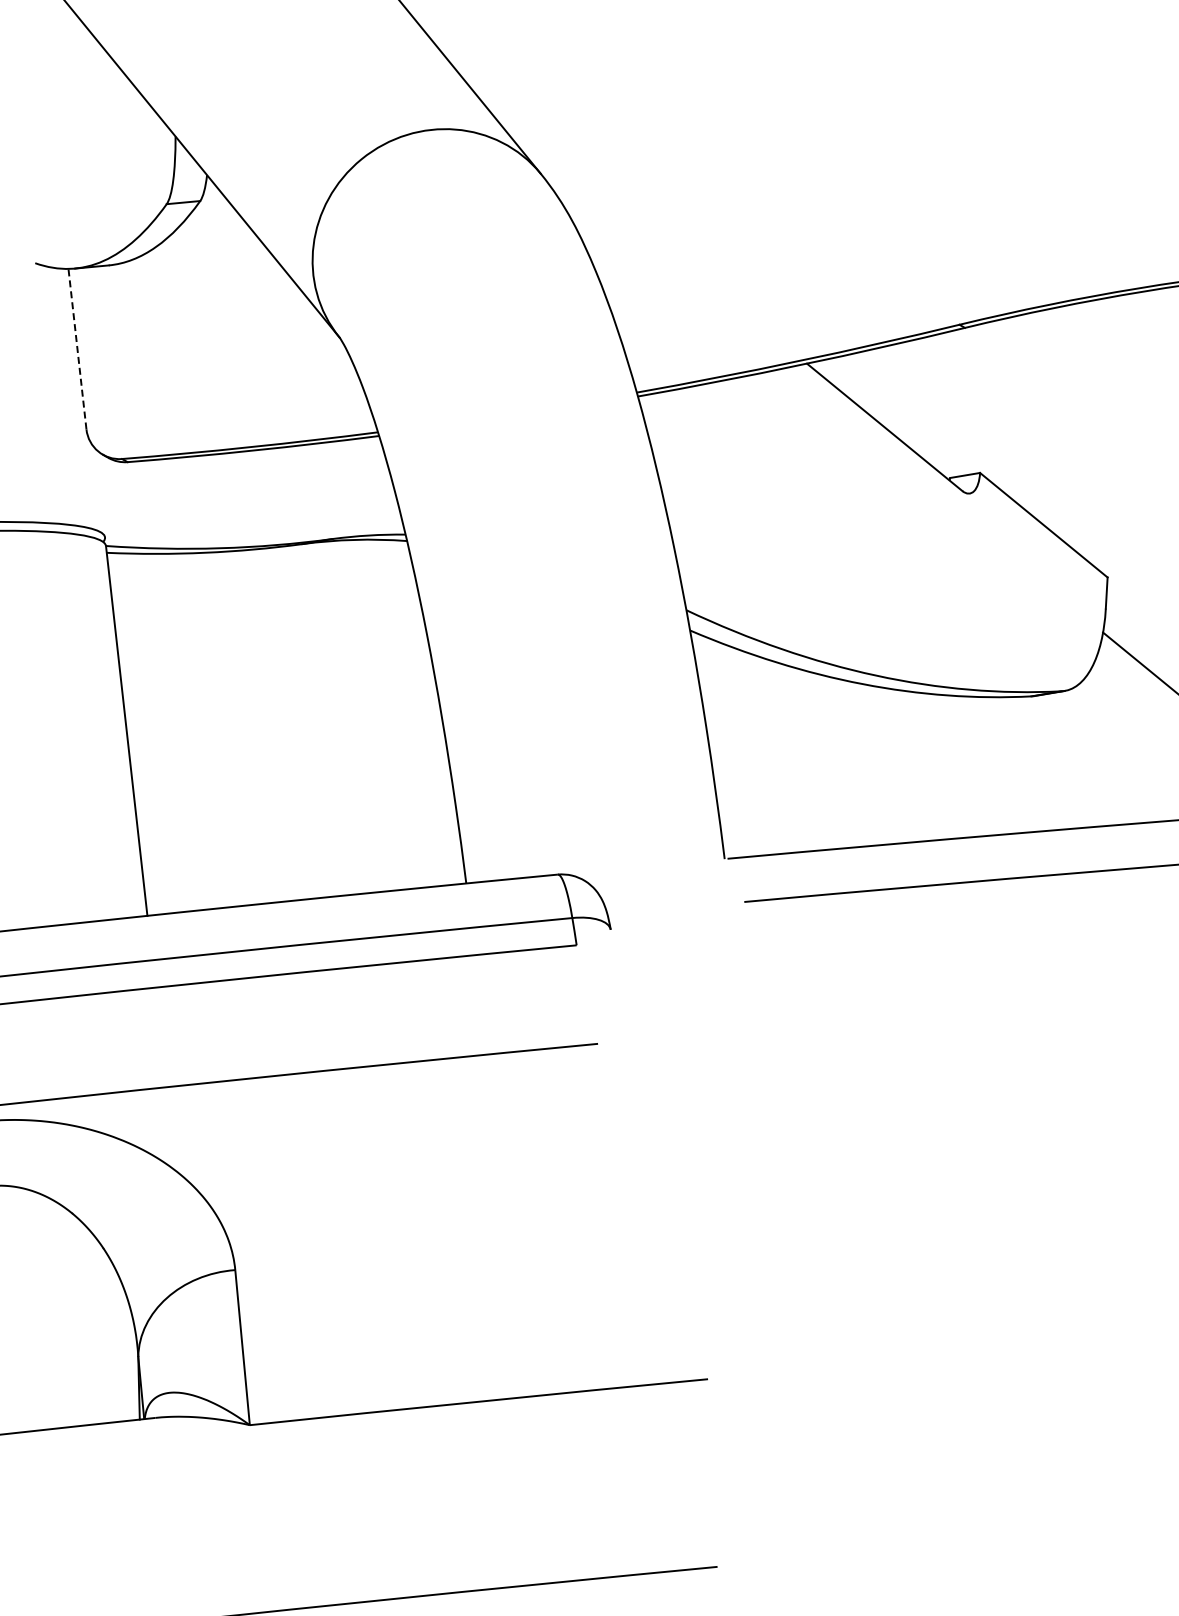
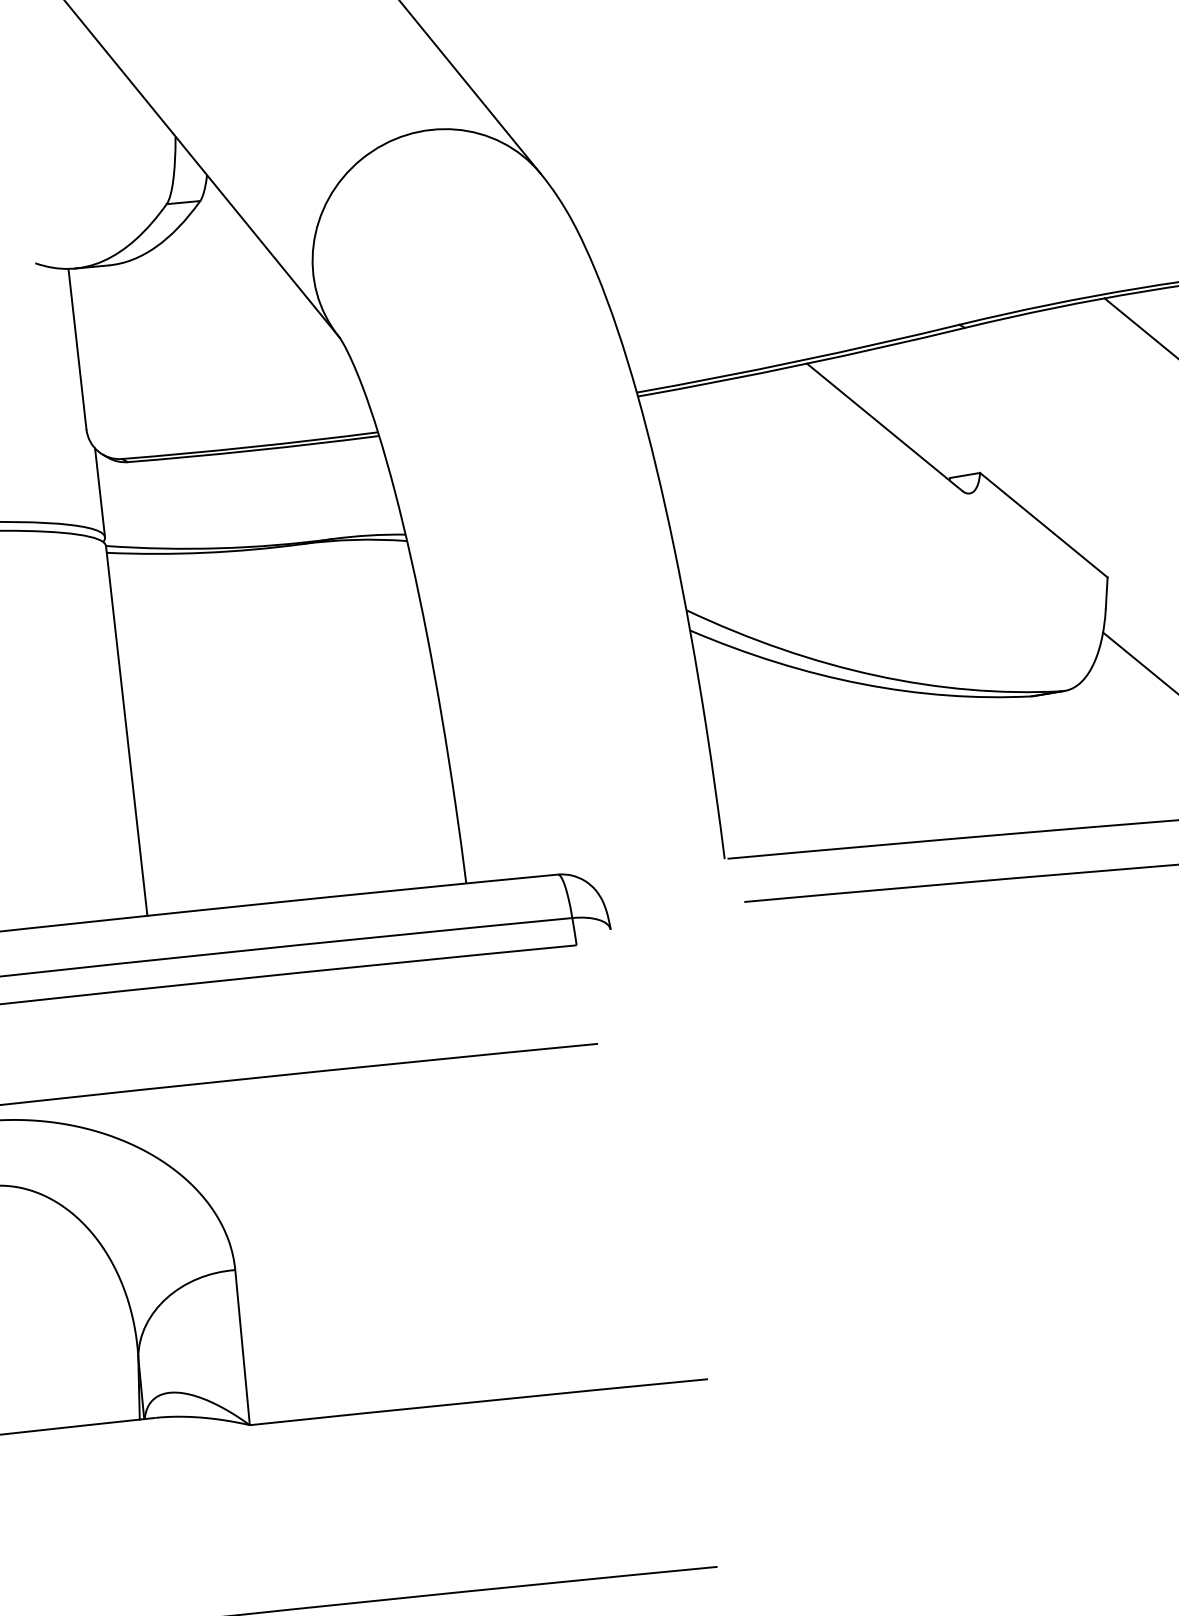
line: none -> present (1139, 327)
line: dashed -> solid (77, 349)
line: none -> present (100, 492)
